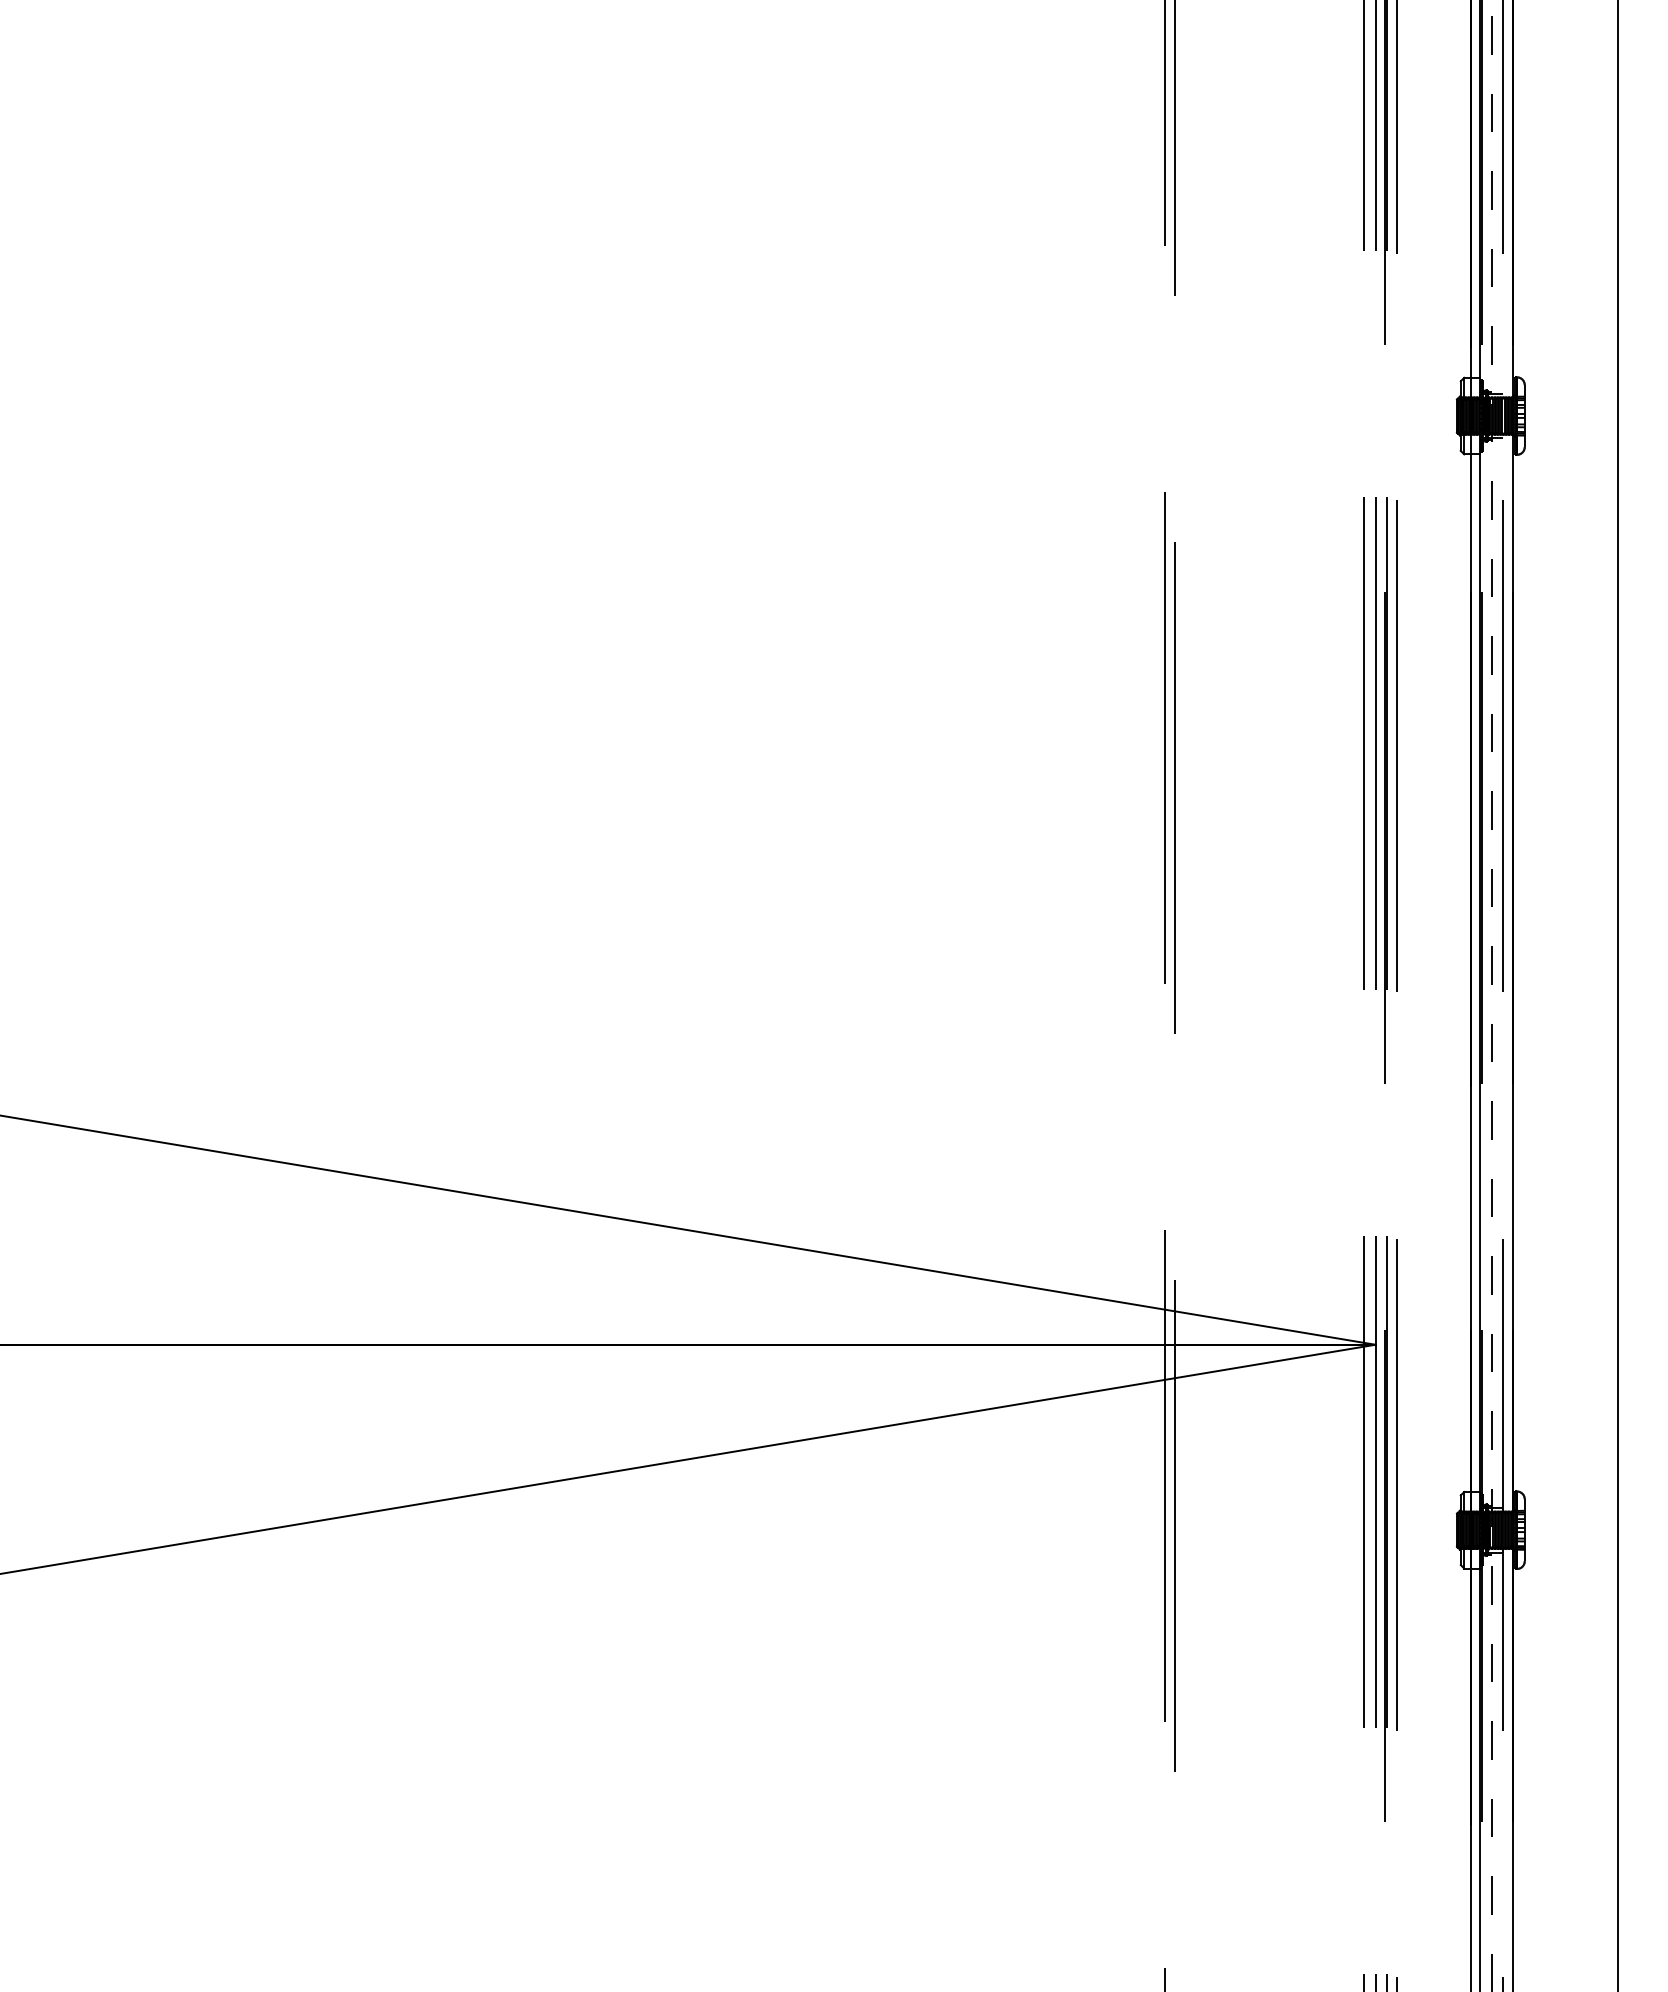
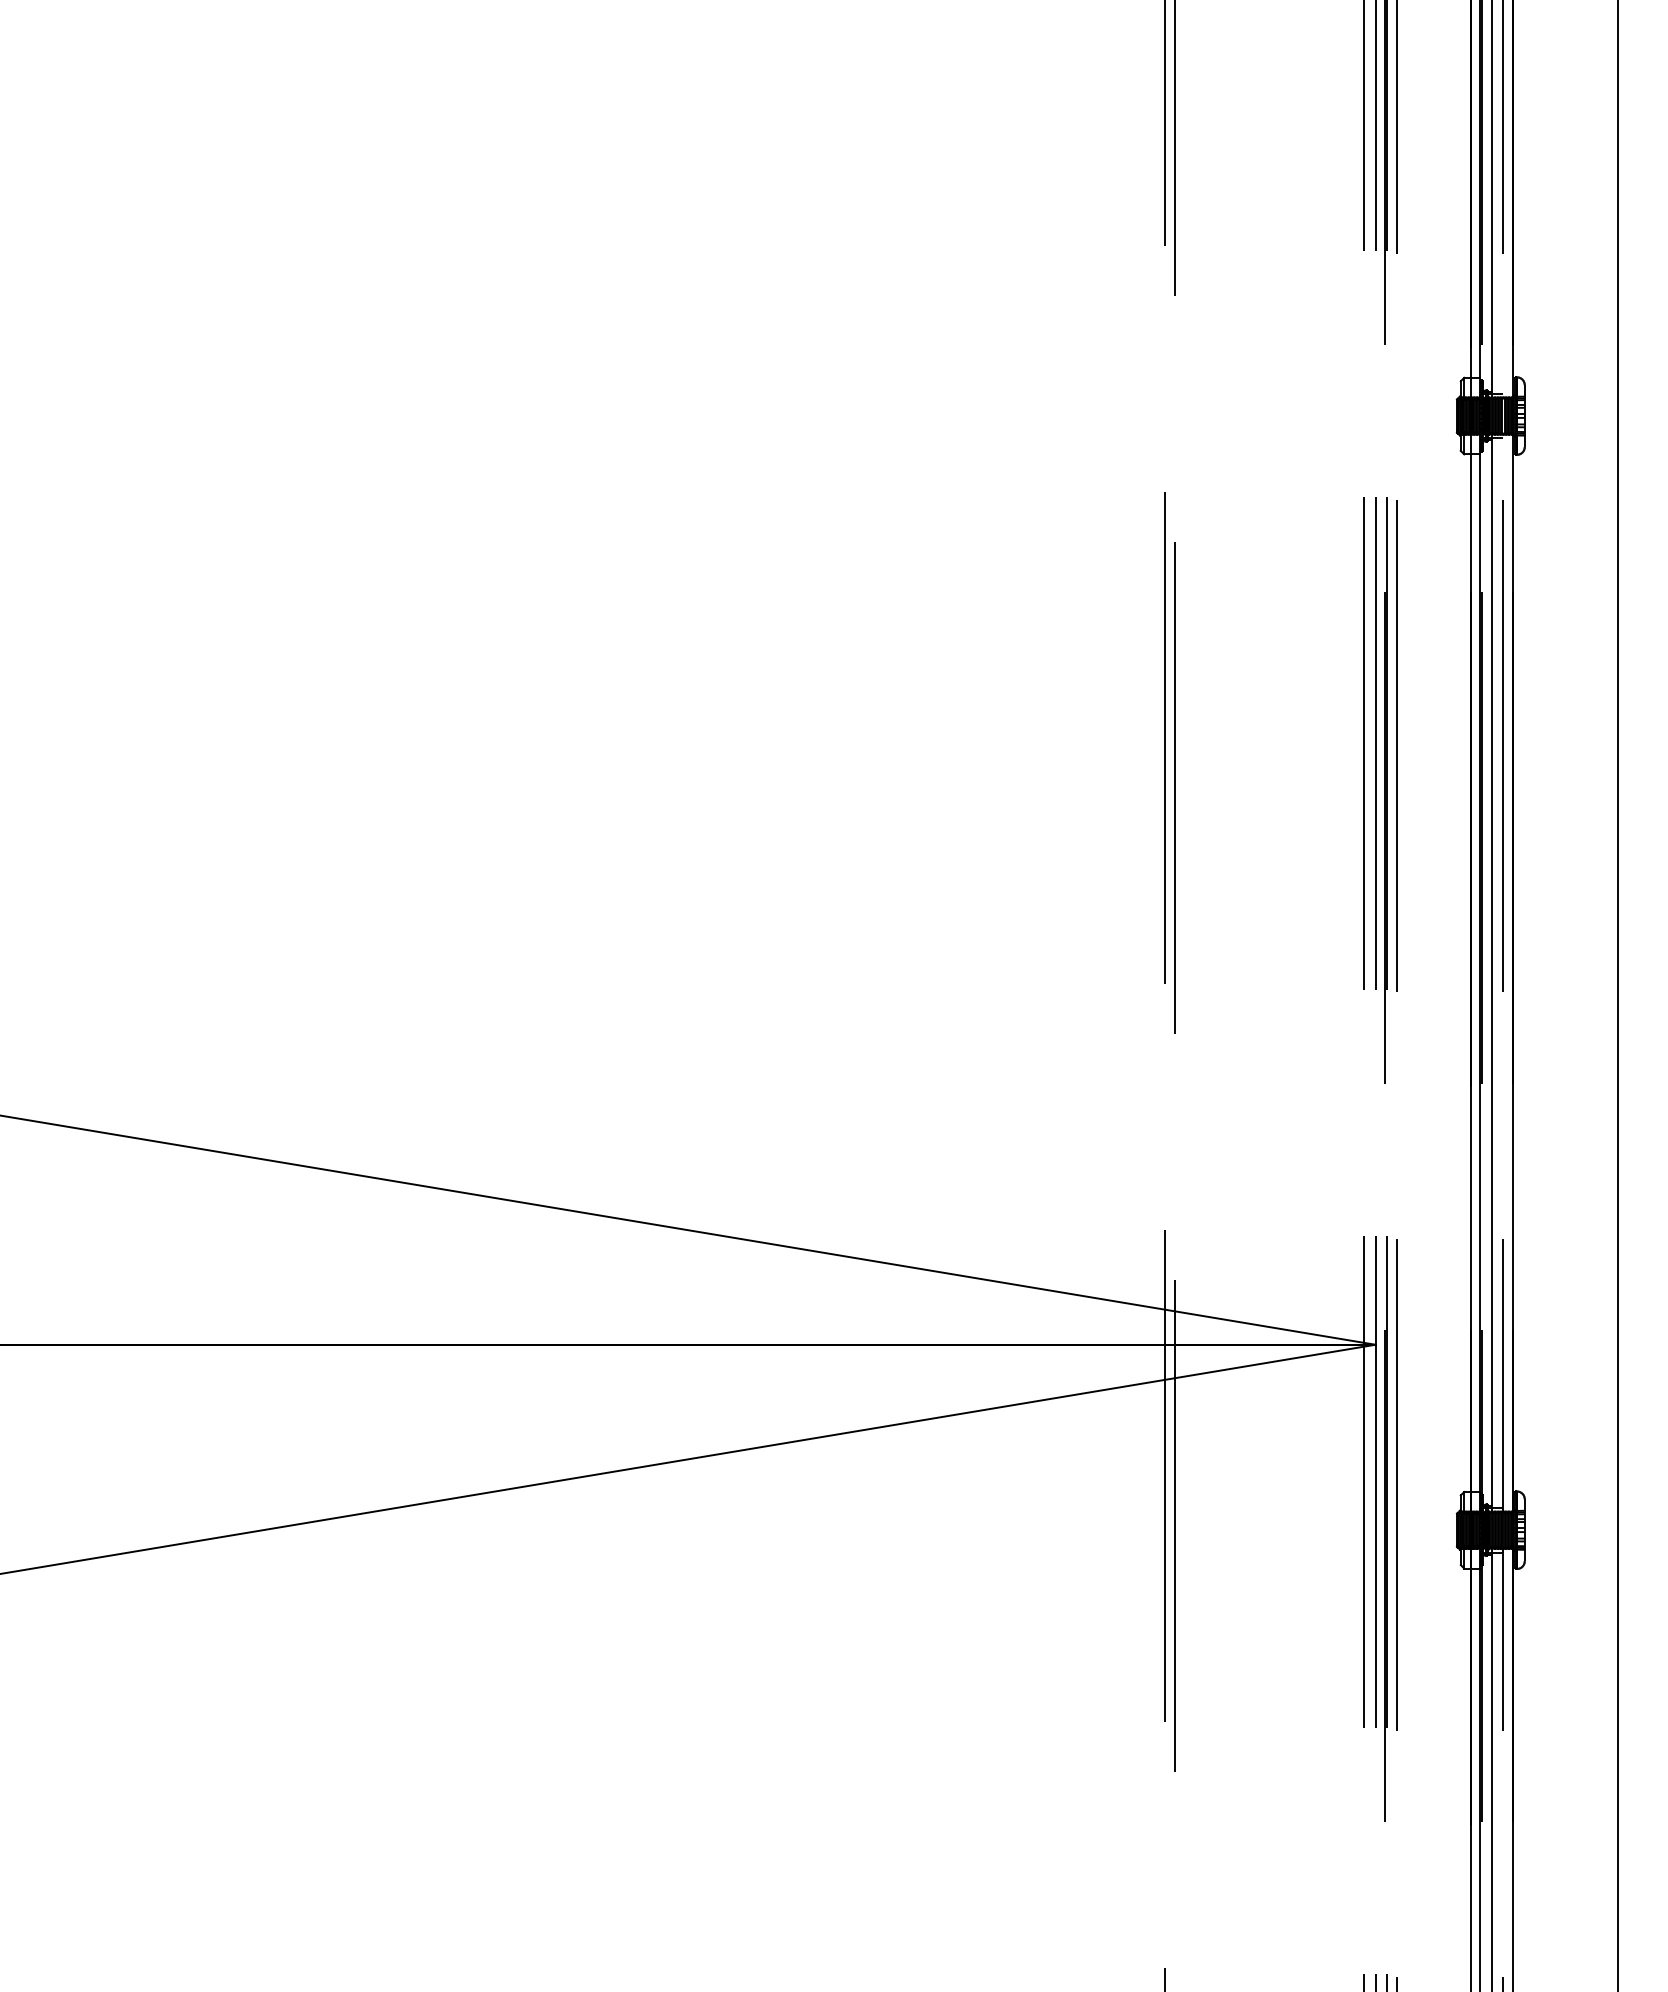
line: dashed -> solid (1491, 996)
